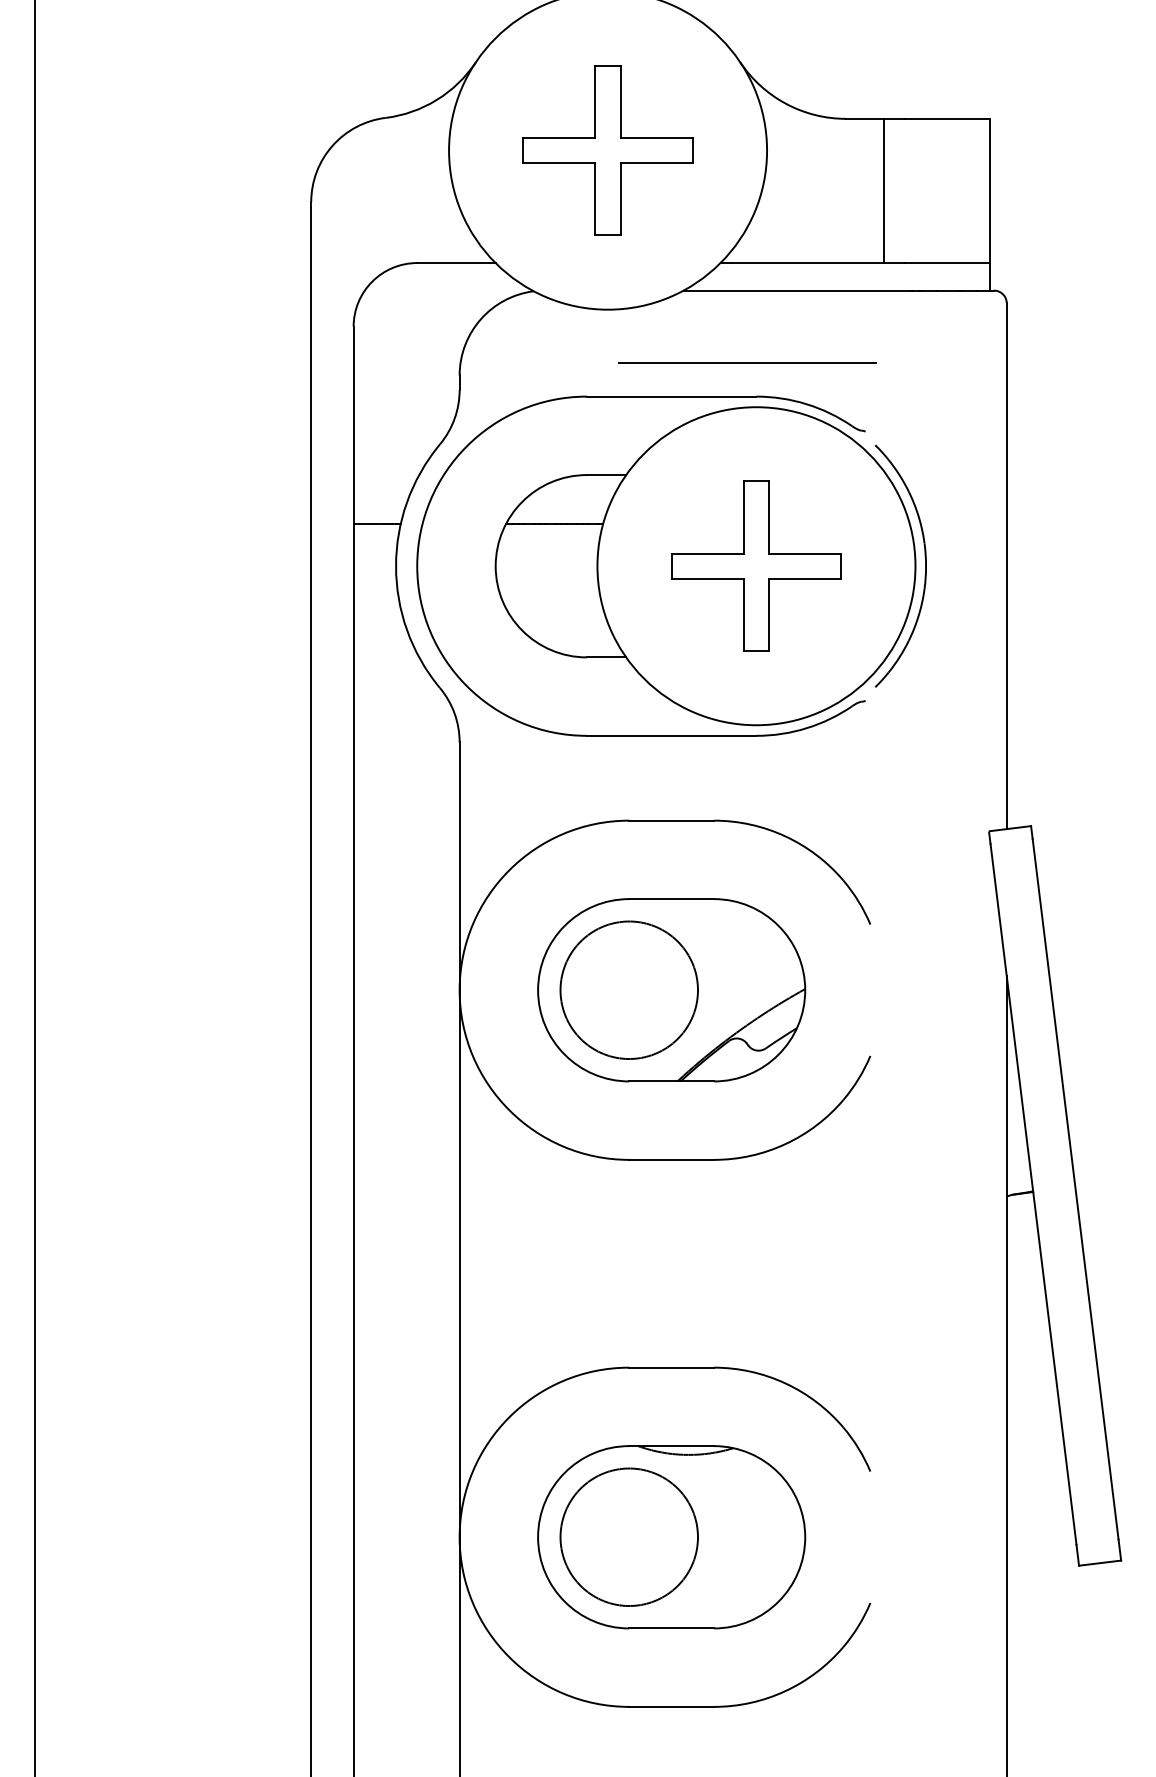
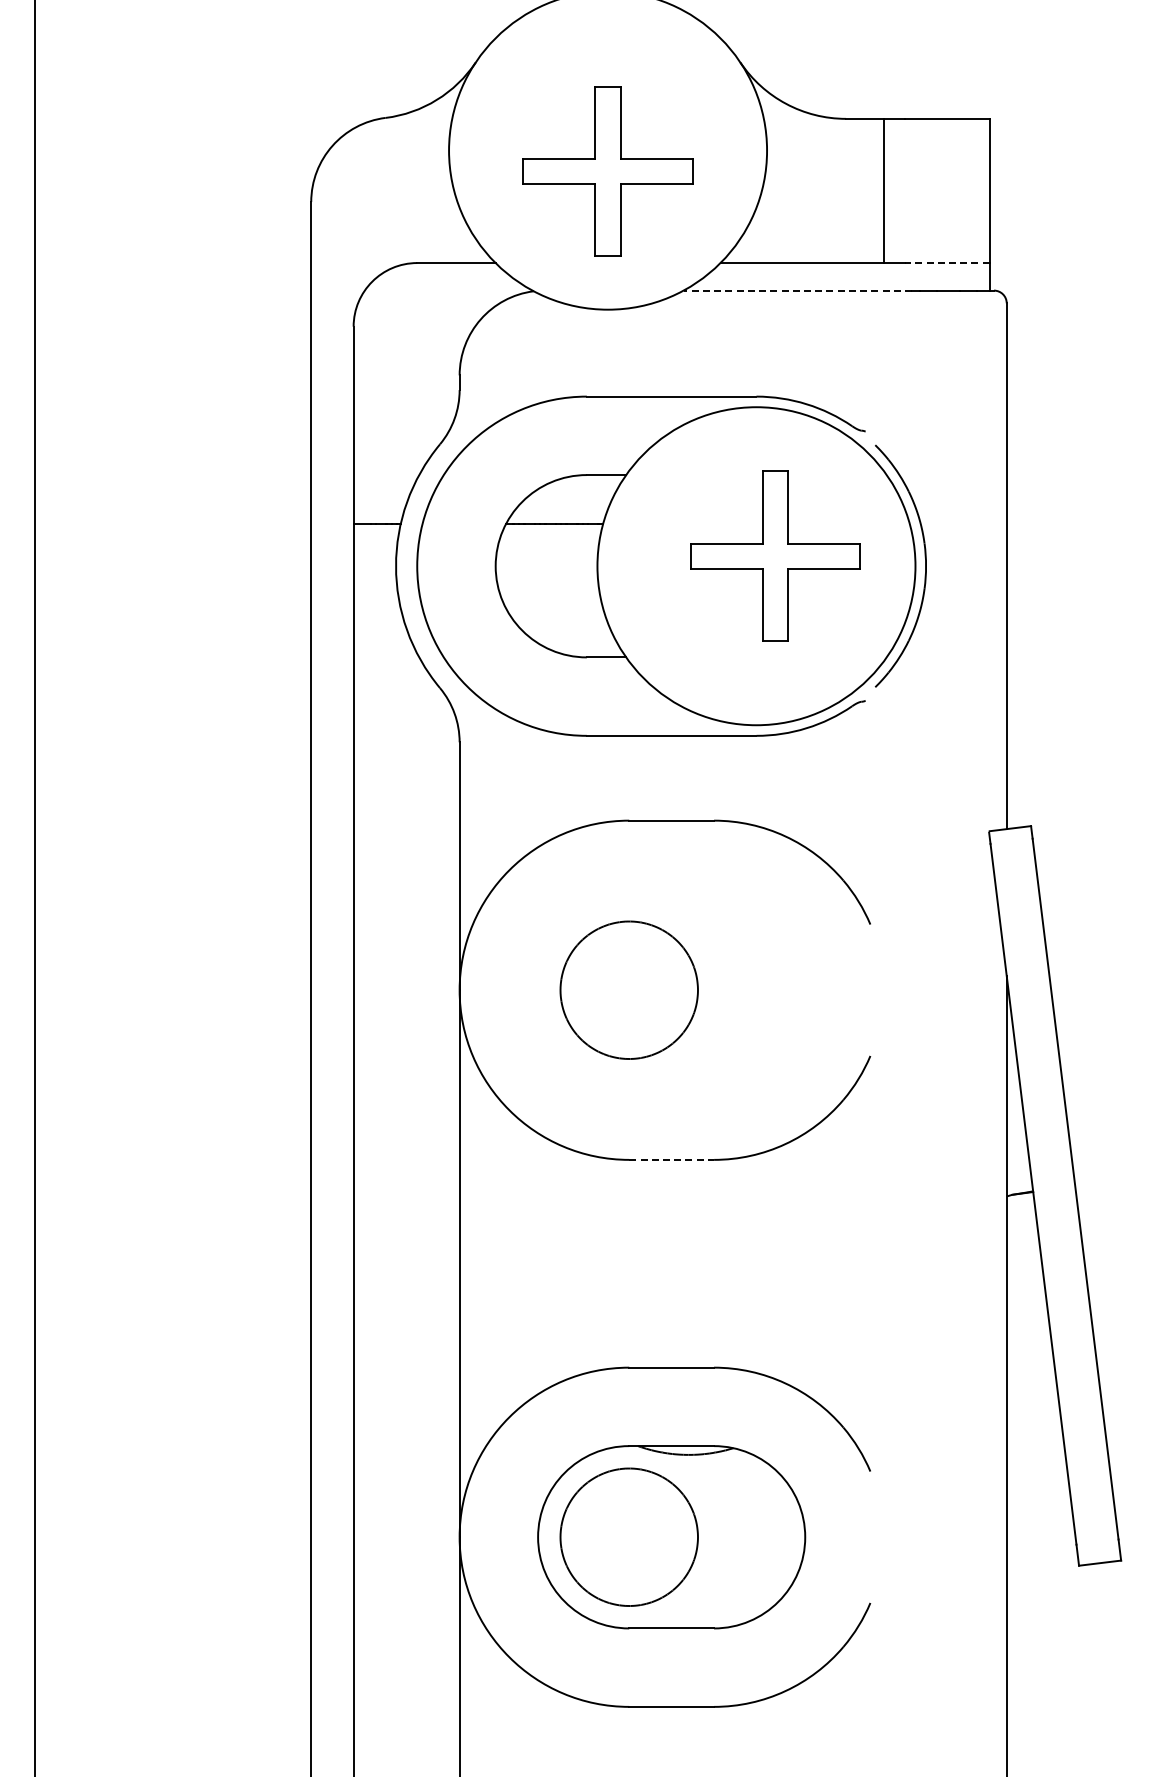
part position: (607, 150) -> (607, 171) (607, 171)
line: solid -> dashed (946, 263)
line: solid -> dashed (797, 290)
line: present -> none (747, 362)
part position: (756, 565) -> (775, 555) (775, 555)
part: present -> none (671, 990)
line: solid -> dashed (672, 1159)
